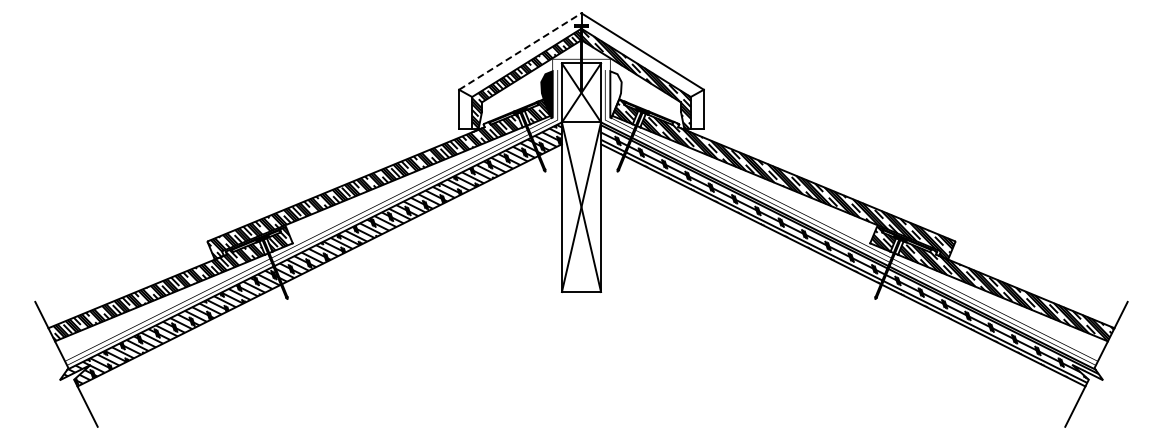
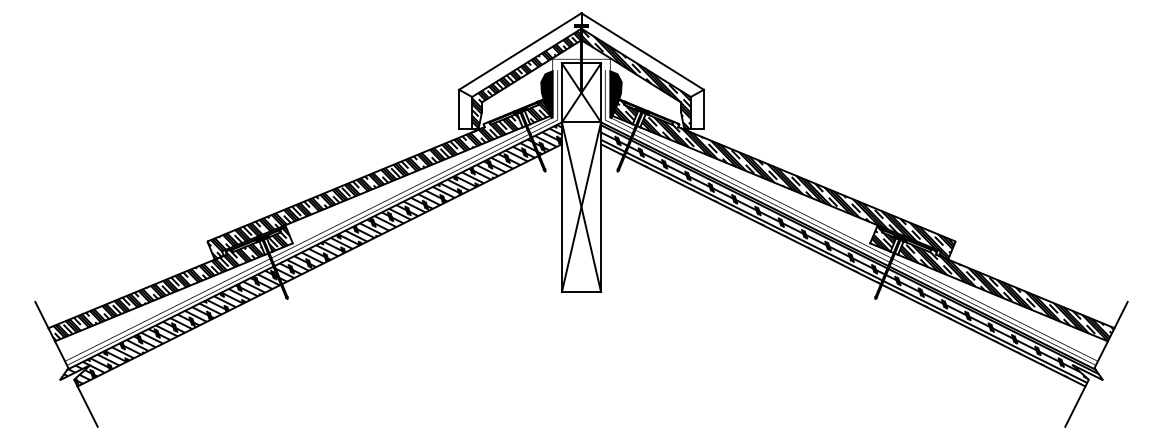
line: dashed -> solid (520, 51)
fill: none -> present (615, 94)
